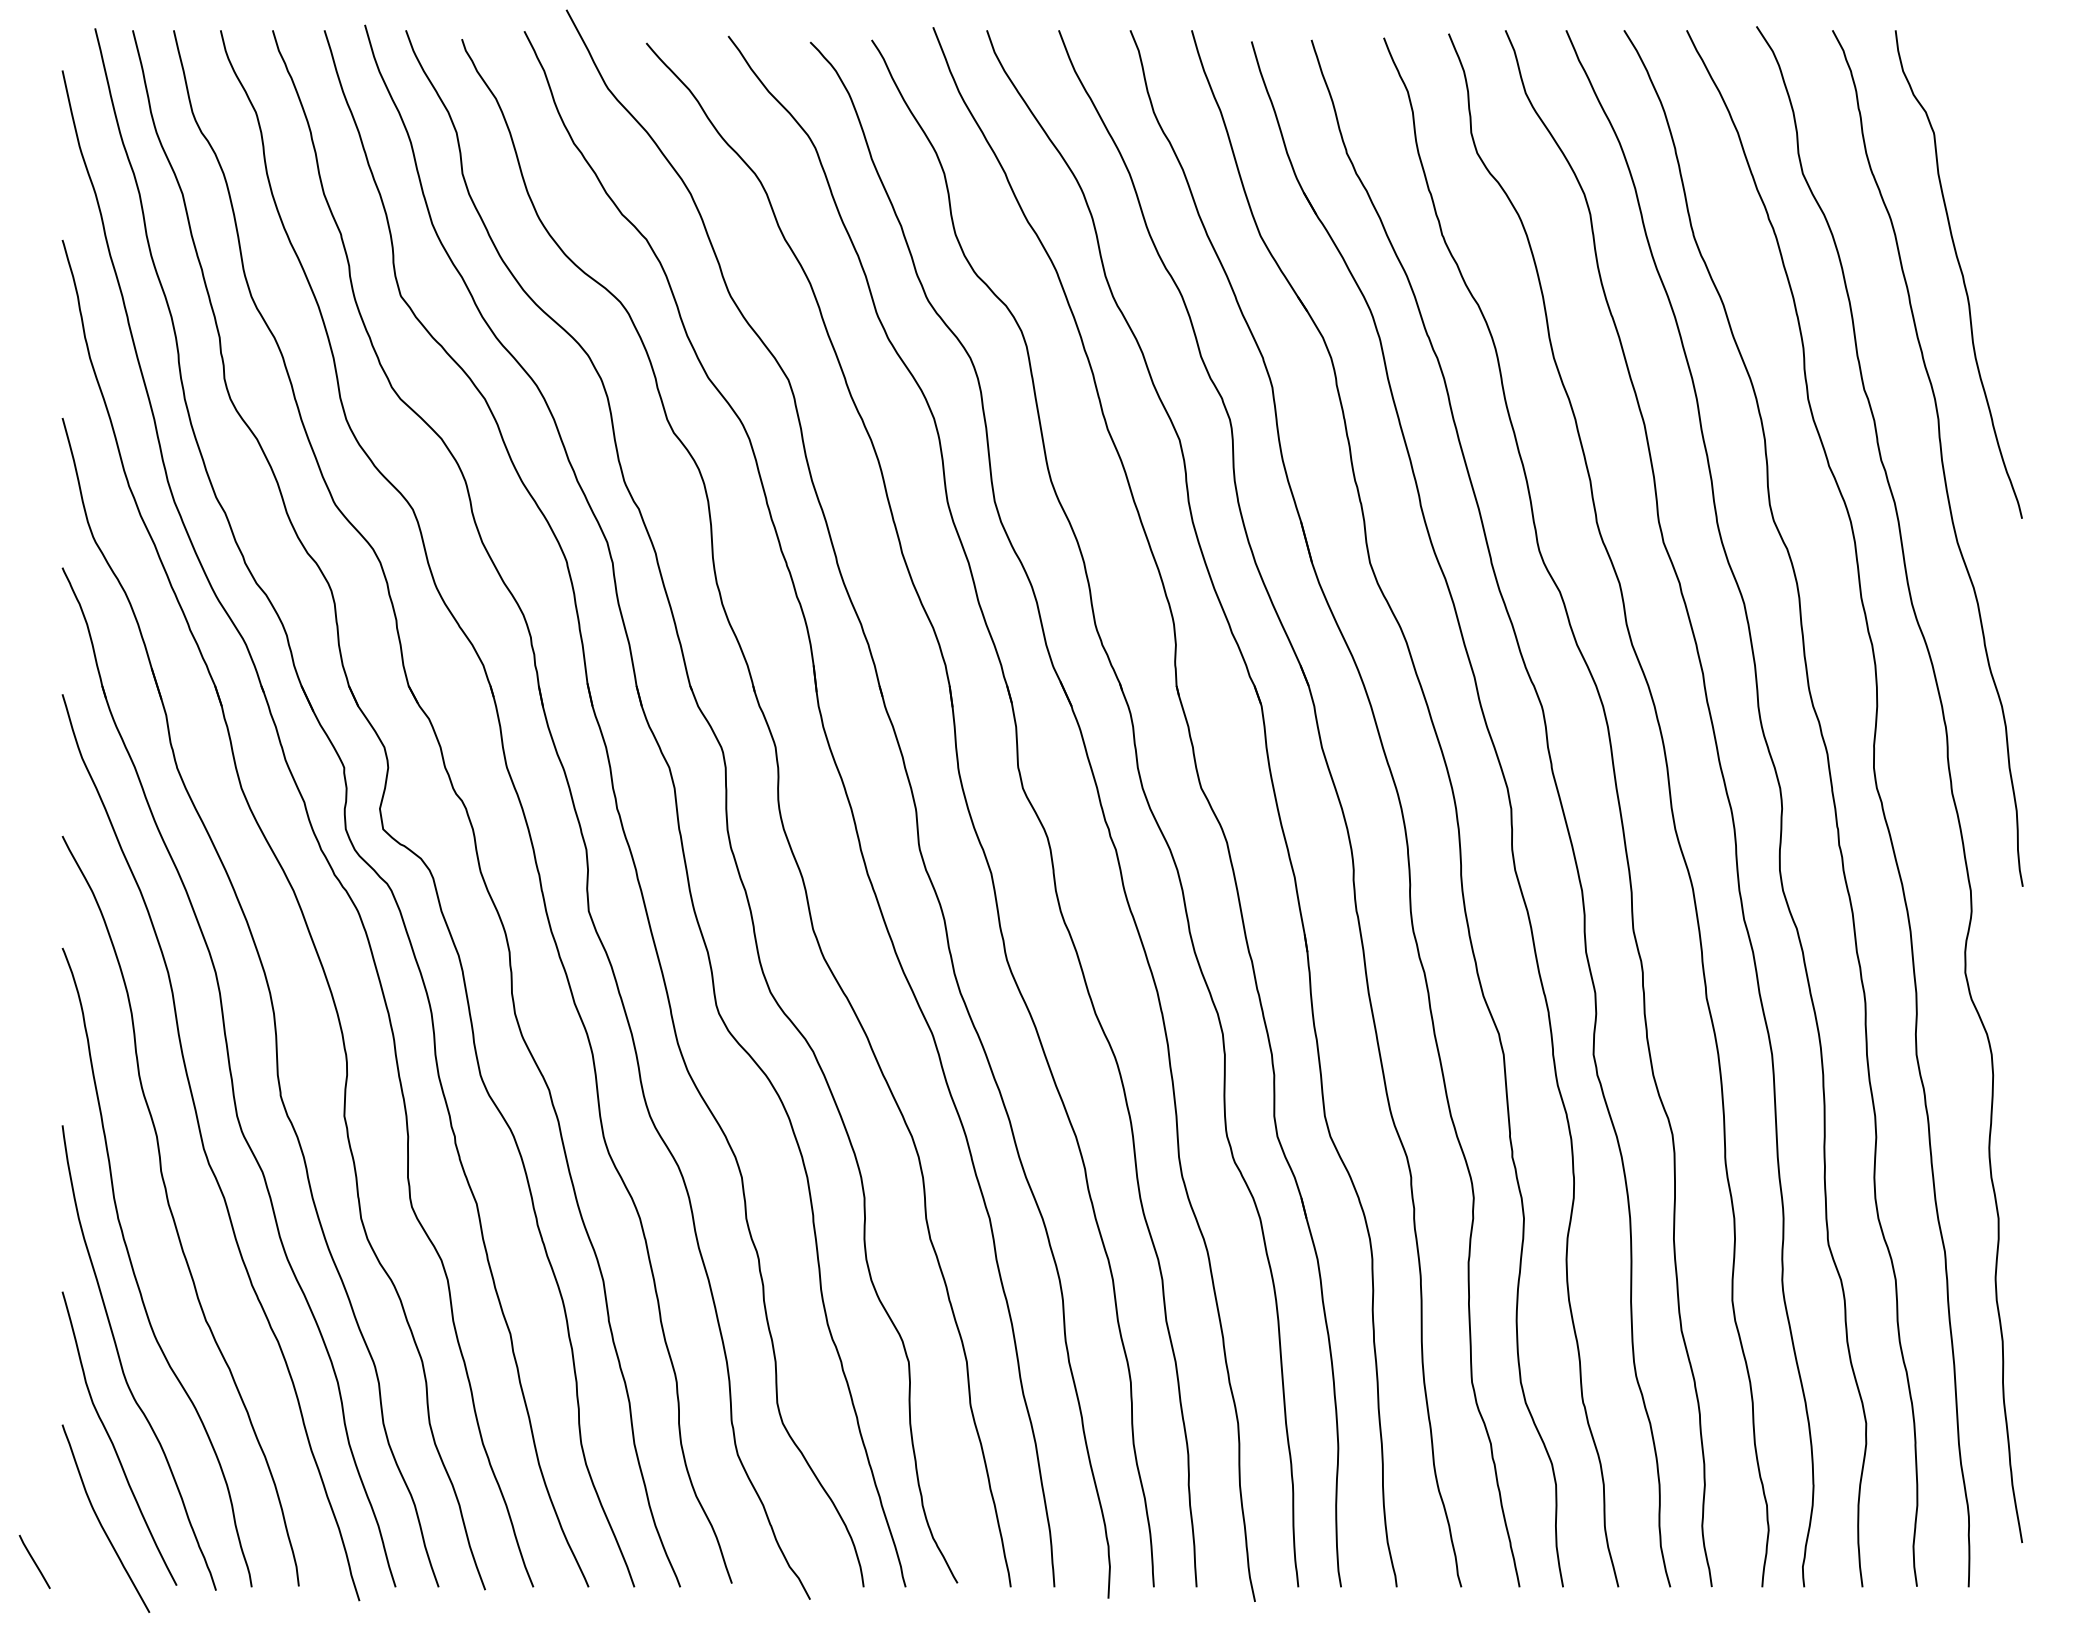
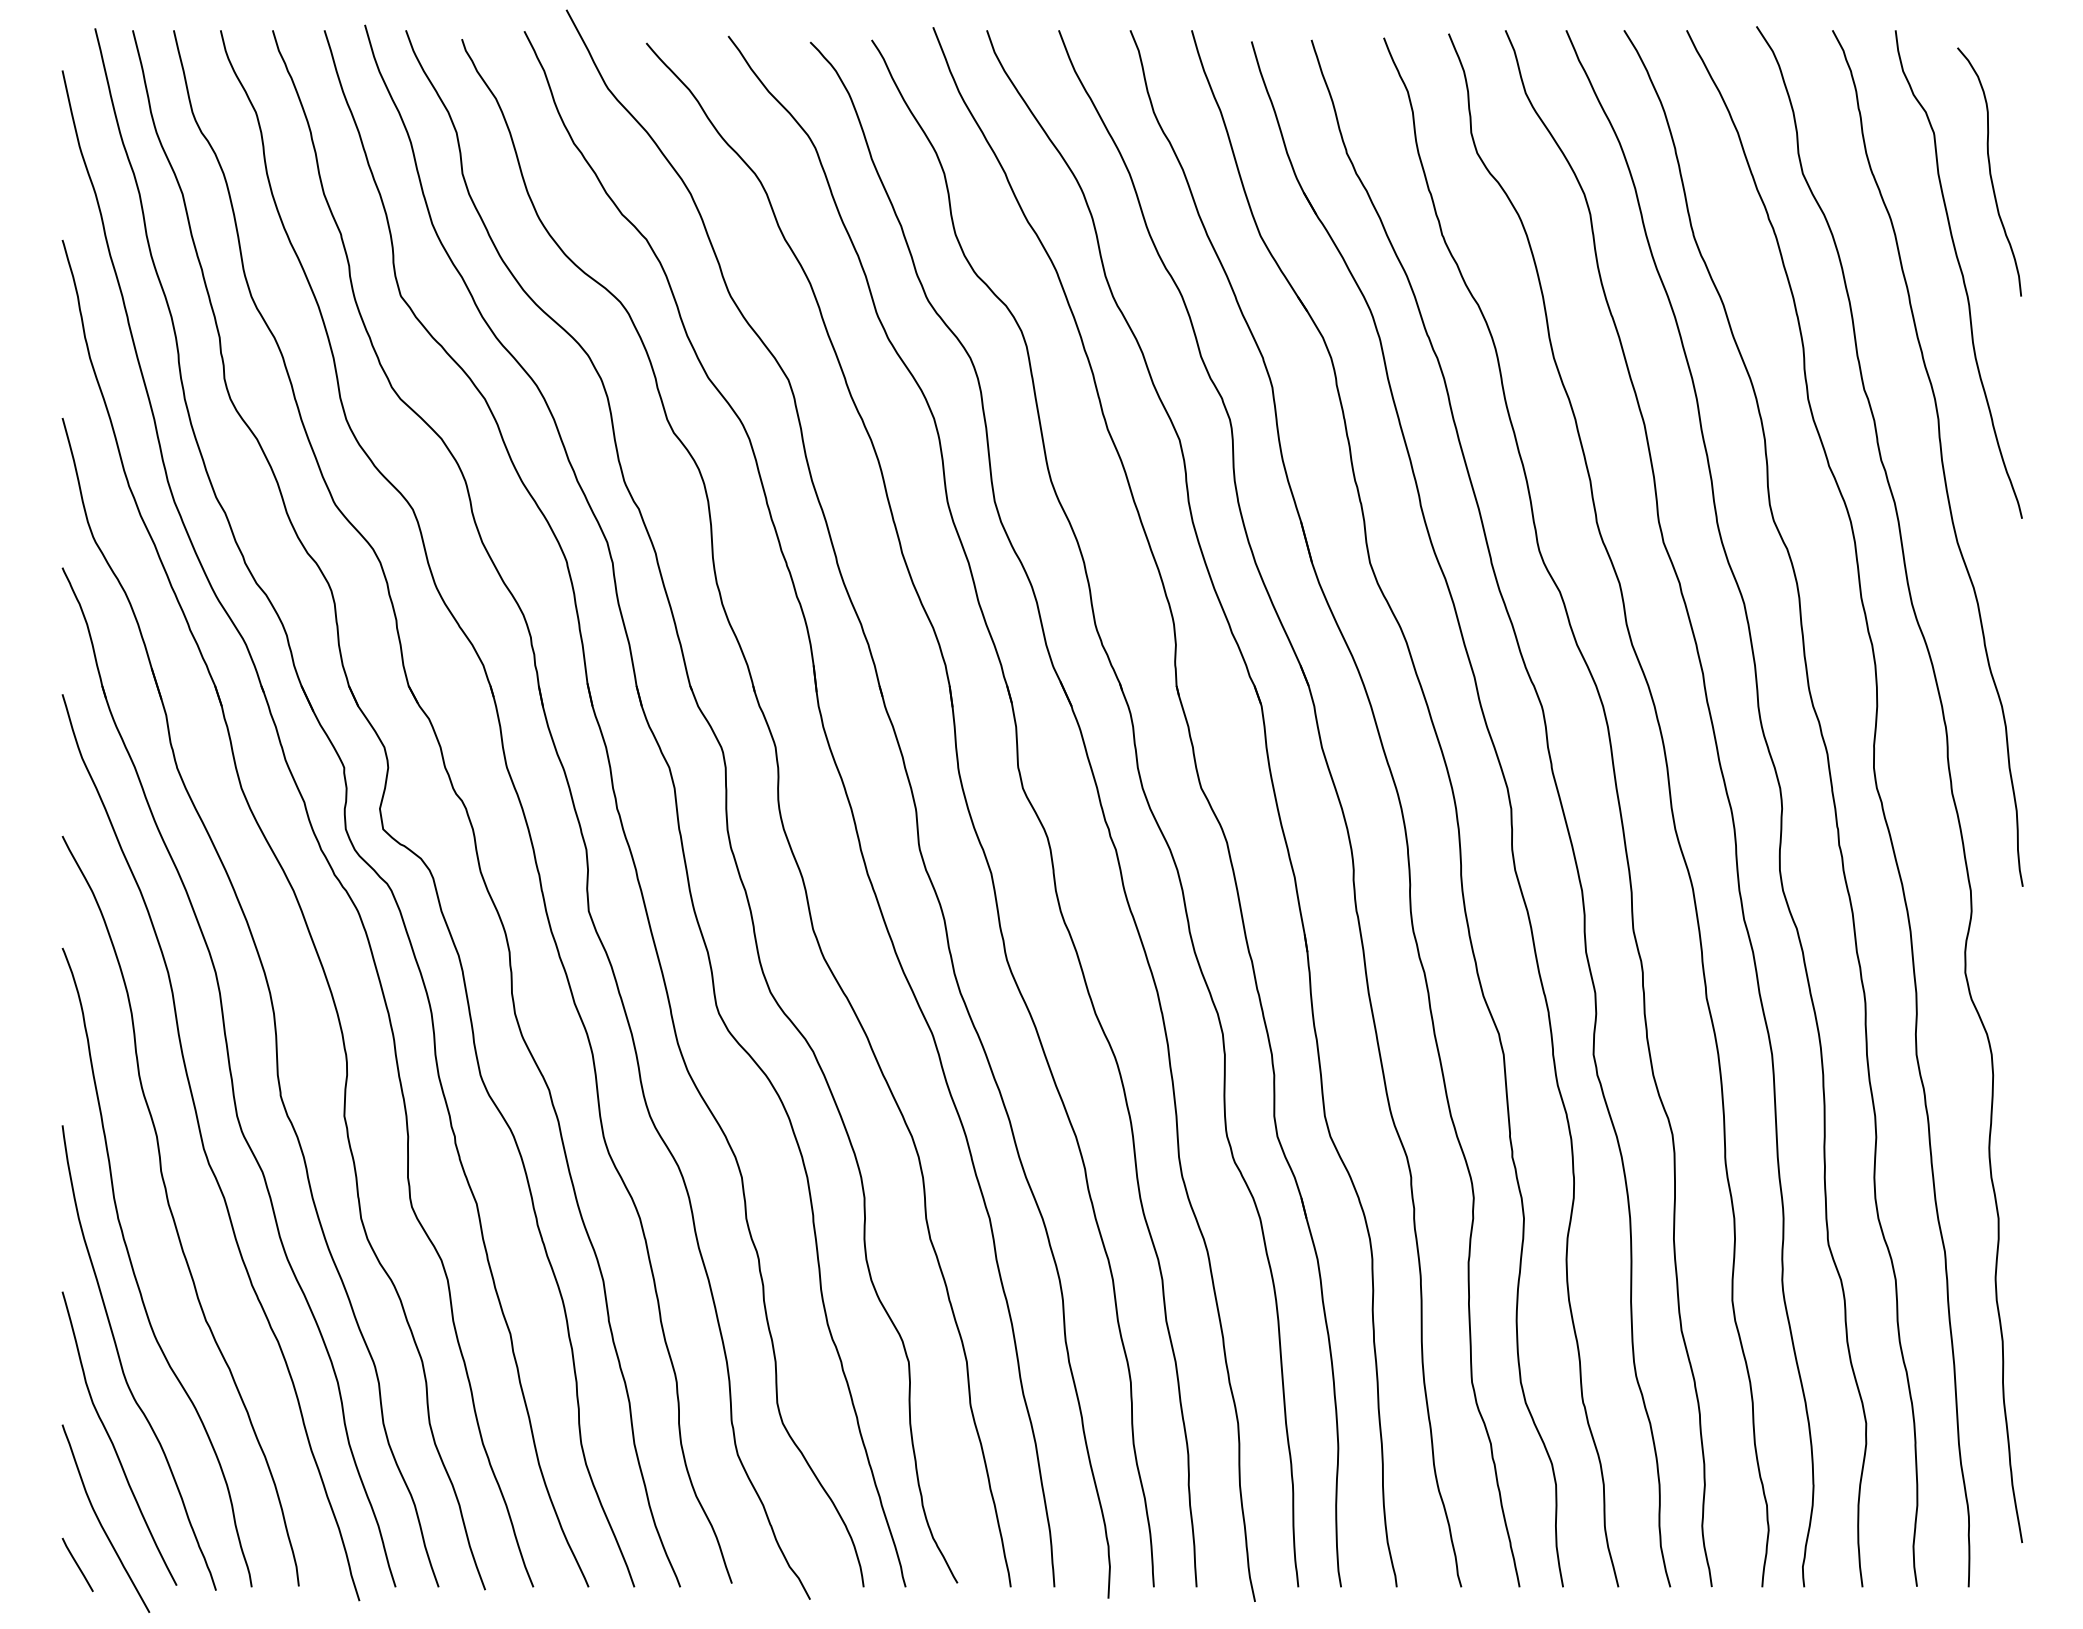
curve: none -> present (1989, 171)
line position: (34, 1561) -> (77, 1564) (77, 1564)
